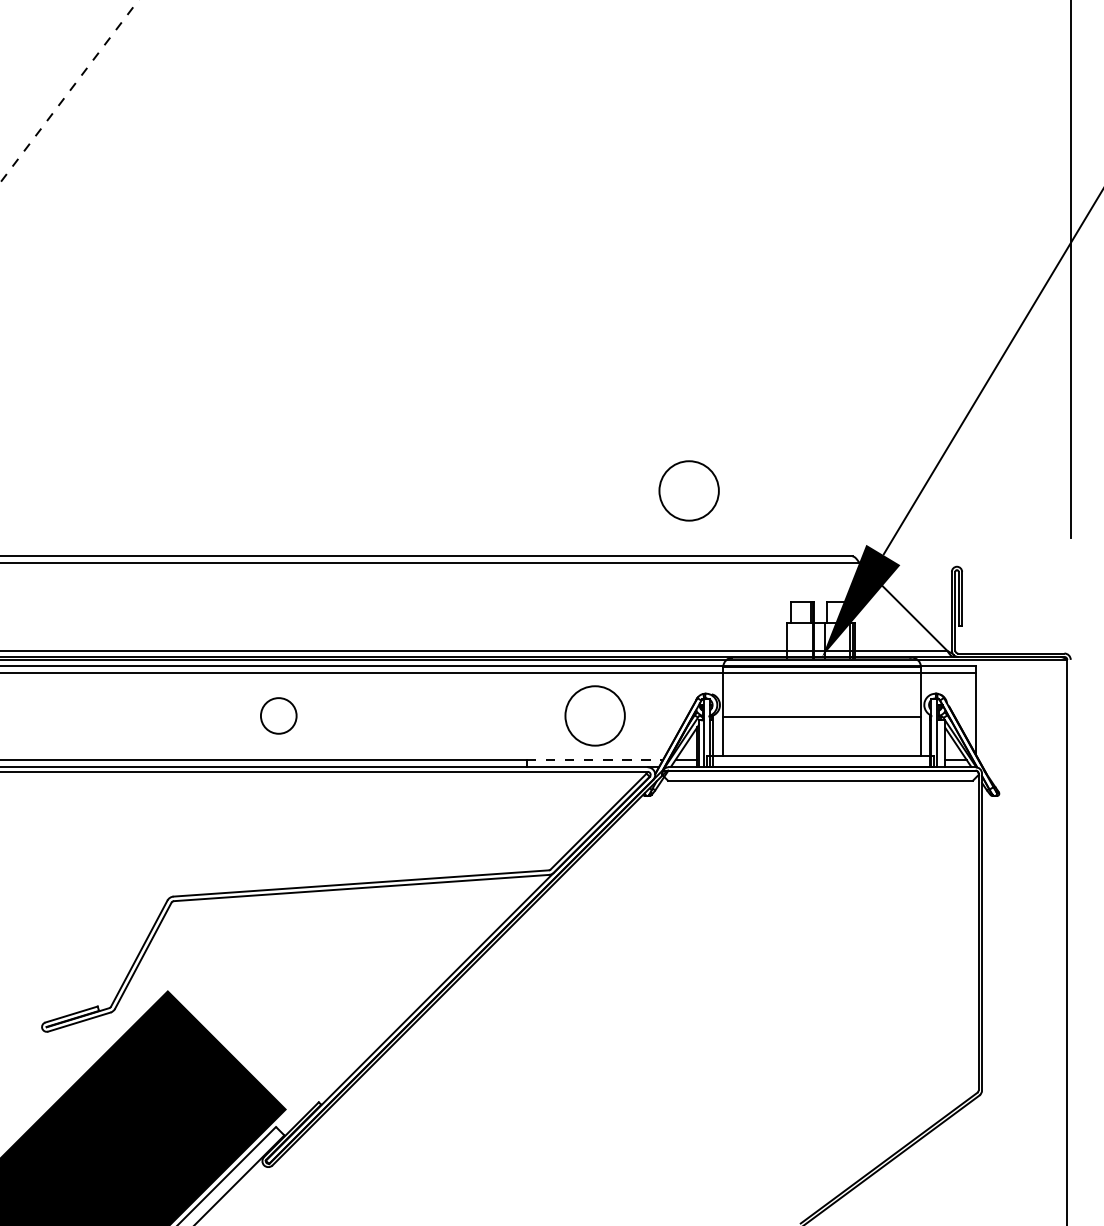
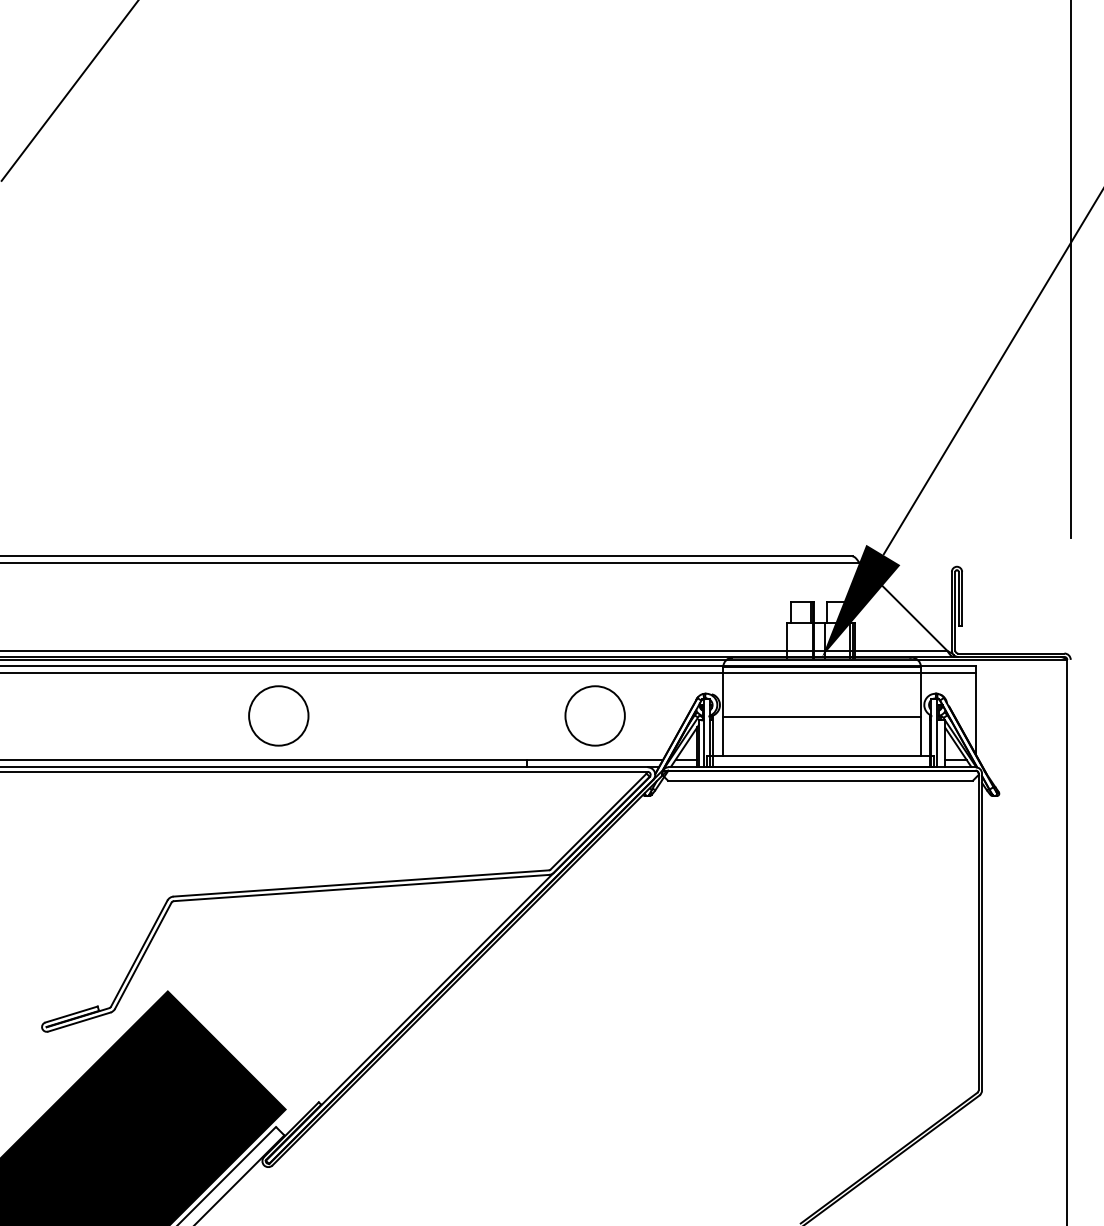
line: dashed -> solid (69, 90)
circle: present -> none (688, 490)
circle diameter: 36 px -> 59 px (278, 715)
line: dashed -> solid (595, 760)
